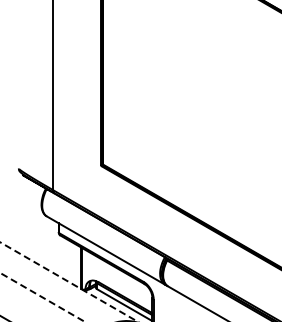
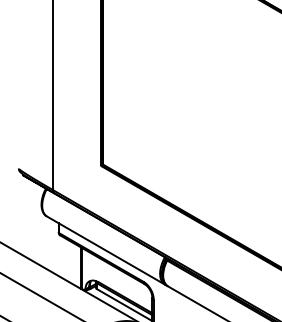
line: dashed -> solid (69, 282)
line: dashed -> solid (43, 297)
